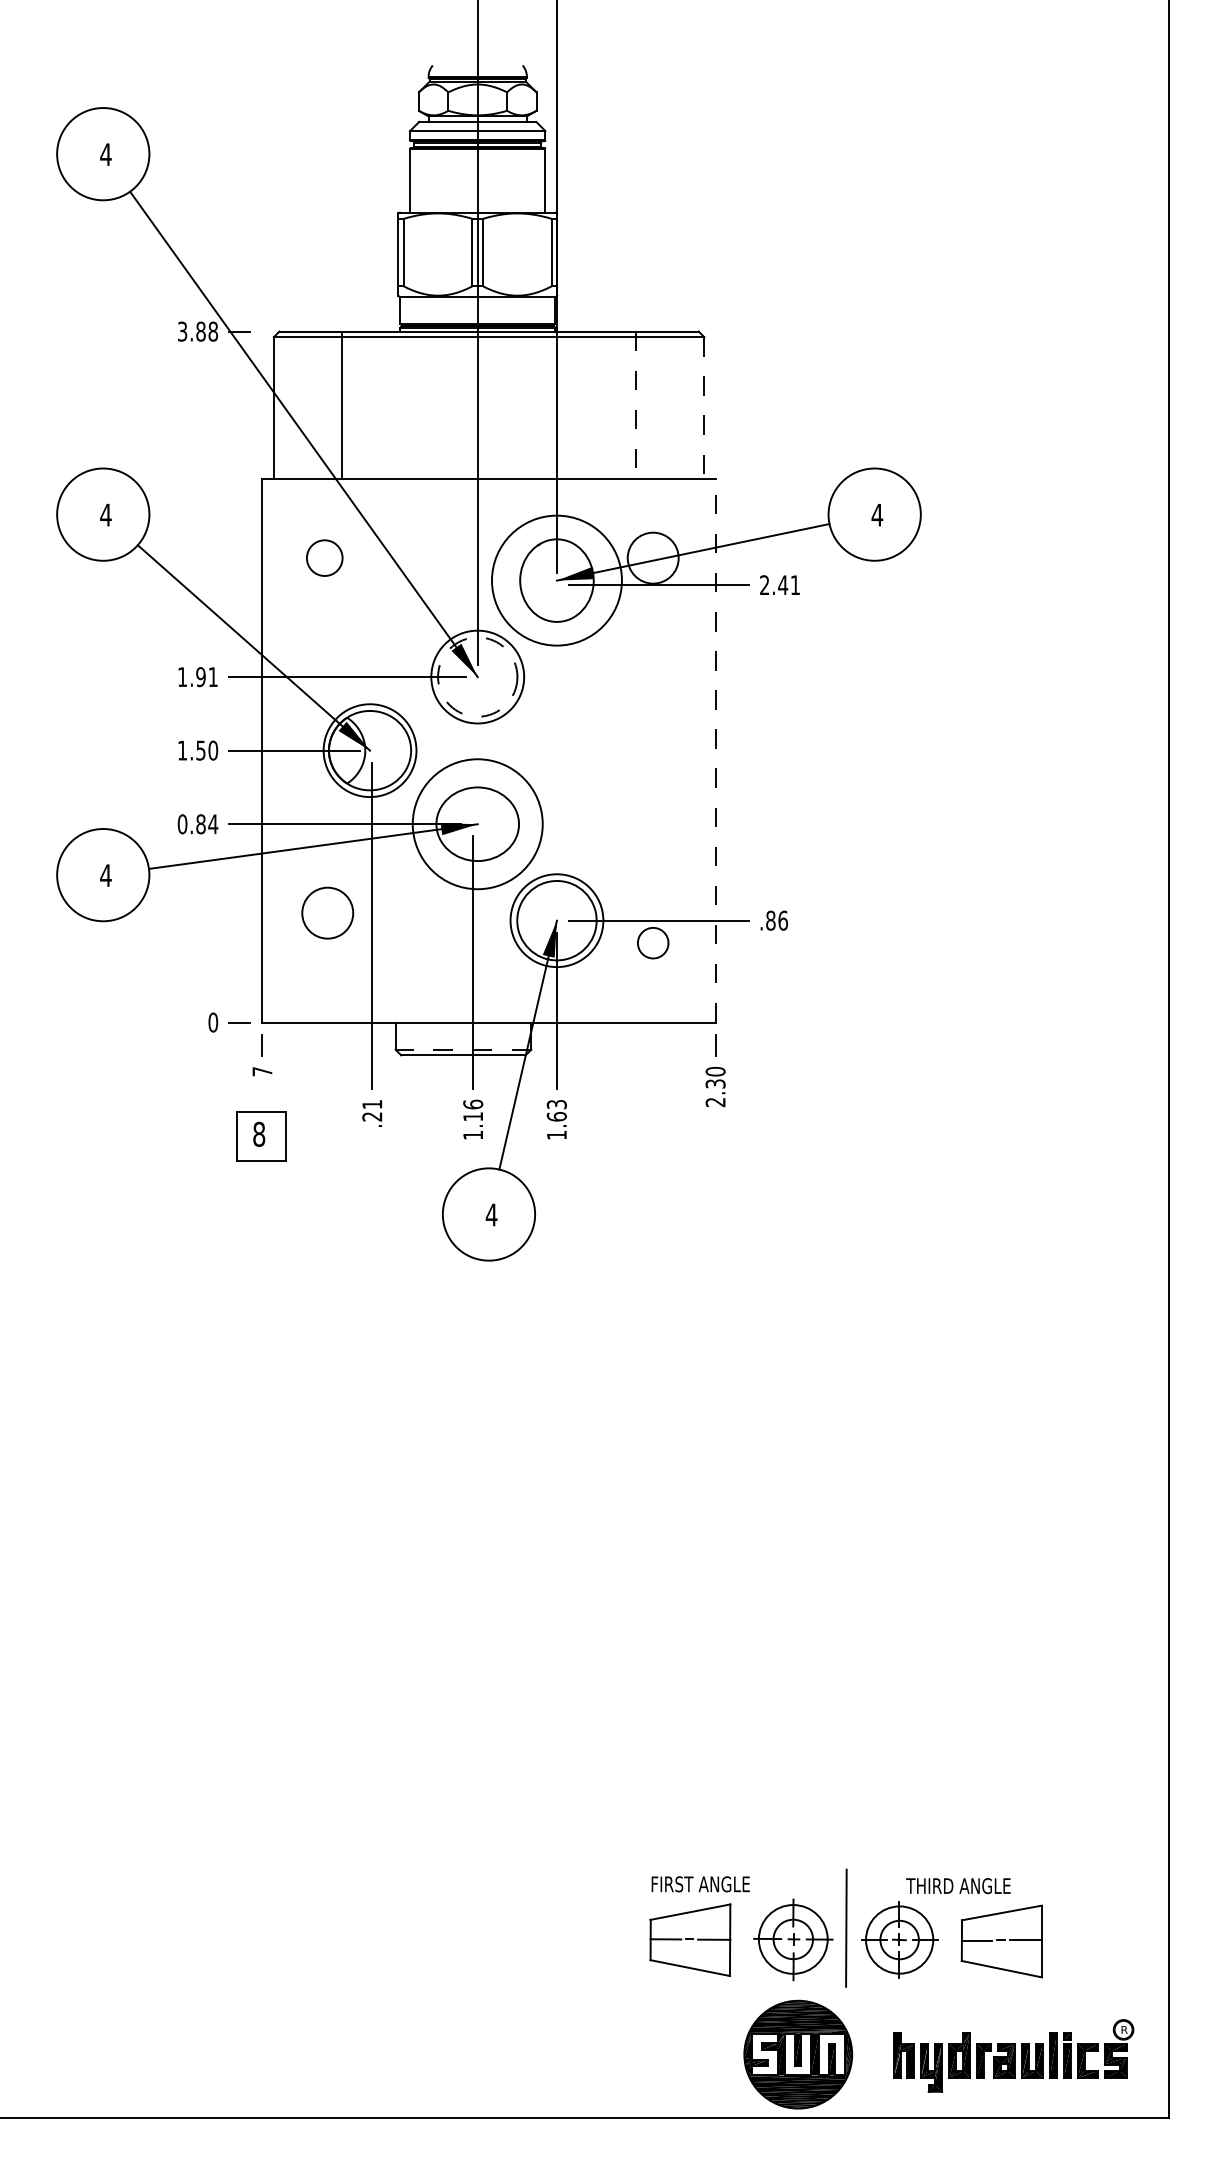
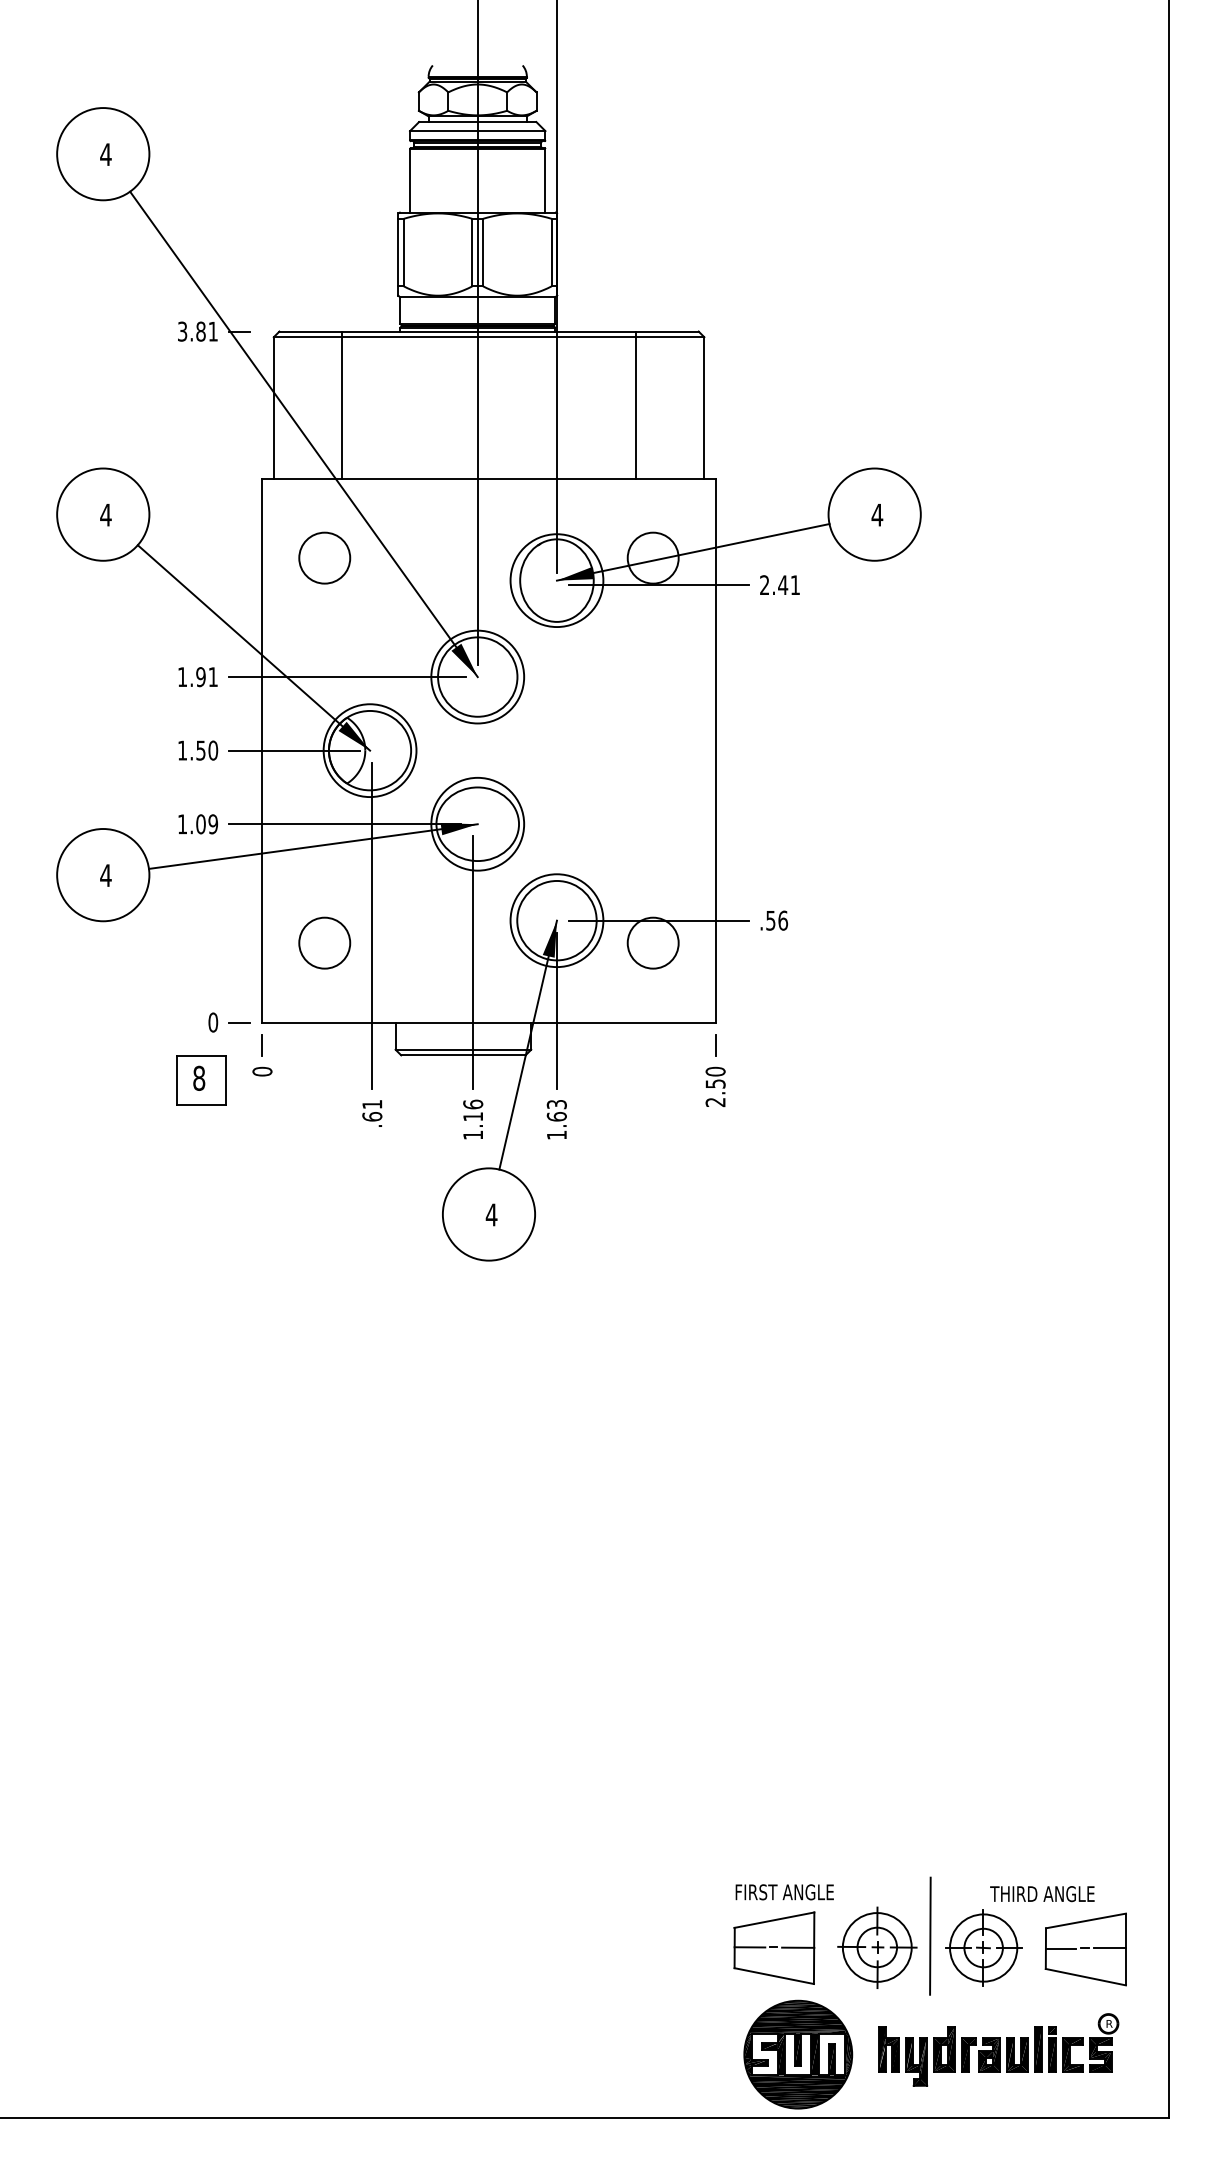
text: 3.88 -> 3.81 (213, 331)
line: dashed -> solid (636, 405)
line: dashed -> solid (704, 407)
circle diameter: 36 px -> 51 px (324, 557)
circle diameter: 130 px -> 93 px (556, 580)
circle: dashed -> solid (477, 676)
line: dashed -> solid (715, 750)
text: 0.84 -> 1.09 (197, 824)
circle diameter: 130 px -> 93 px (477, 823)
circle position: (327, 912) -> (324, 942) (324, 942)
text: .86 -> .56 (770, 920)
circle diameter: 31 px -> 51 px (652, 942)
line: dashed -> solid (463, 1049)
text: 7 -> 0 (262, 1071)
text: 2.30 -> 2.50 (714, 1083)
text: .21 -> .61 (372, 1116)
part position: (261, 1136) -> (201, 1080) (201, 1080)
part position: (845, 1927) -> (929, 1935) (929, 1935)
part position: (1013, 2055) -> (998, 2049) (998, 2049)
